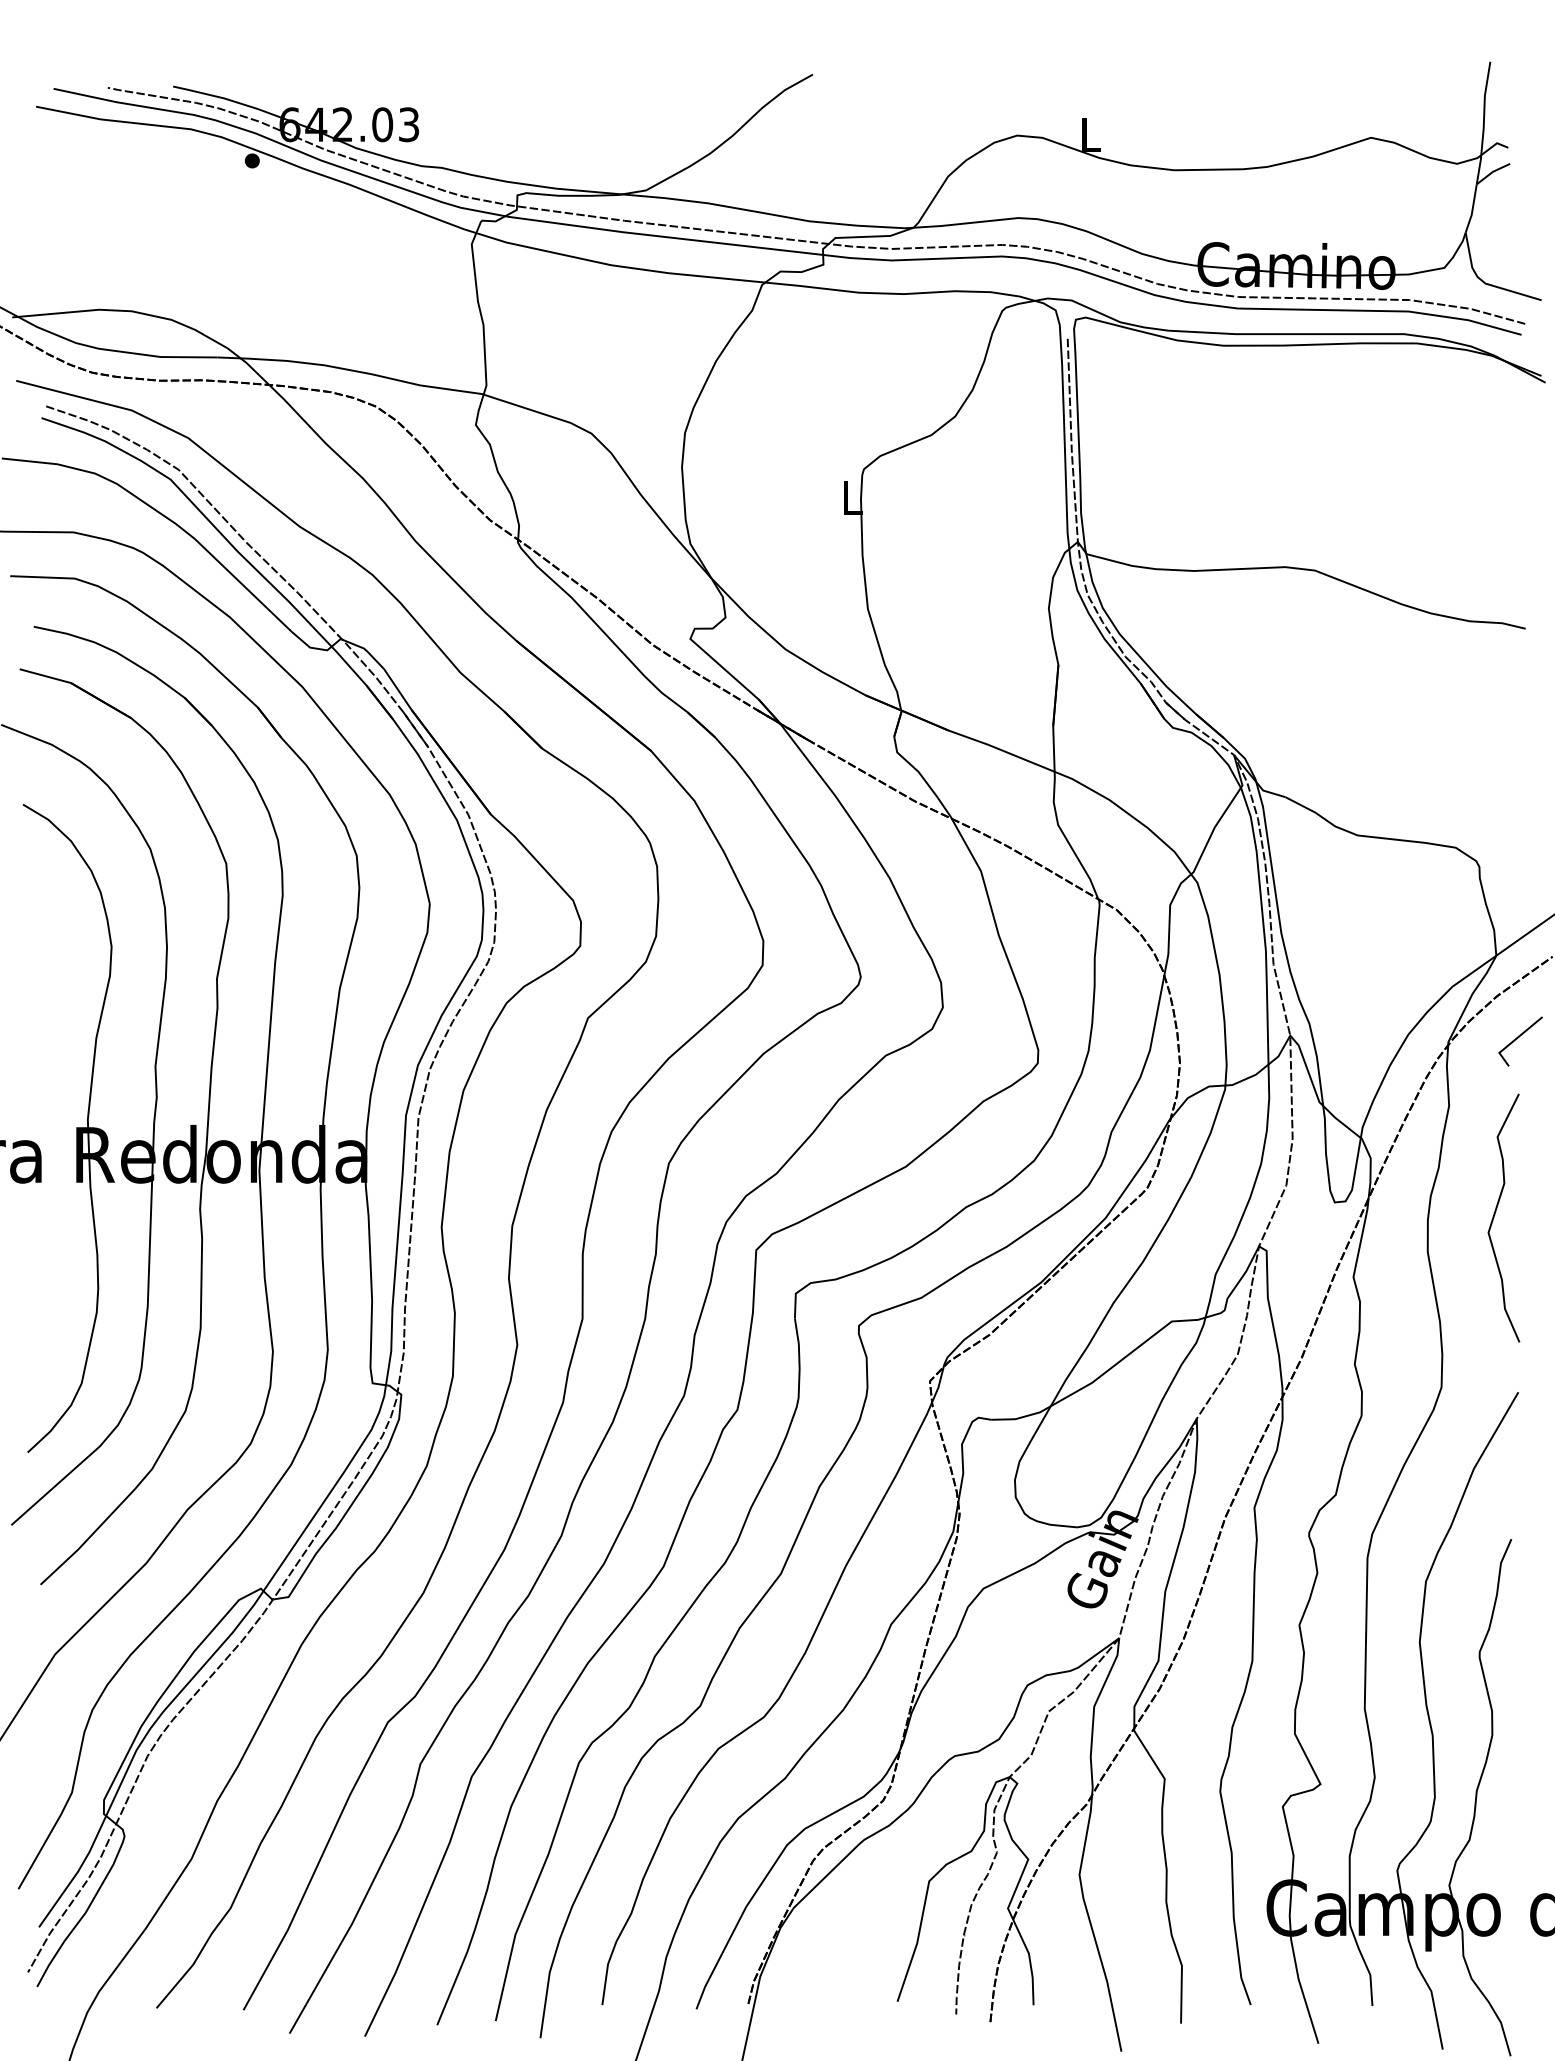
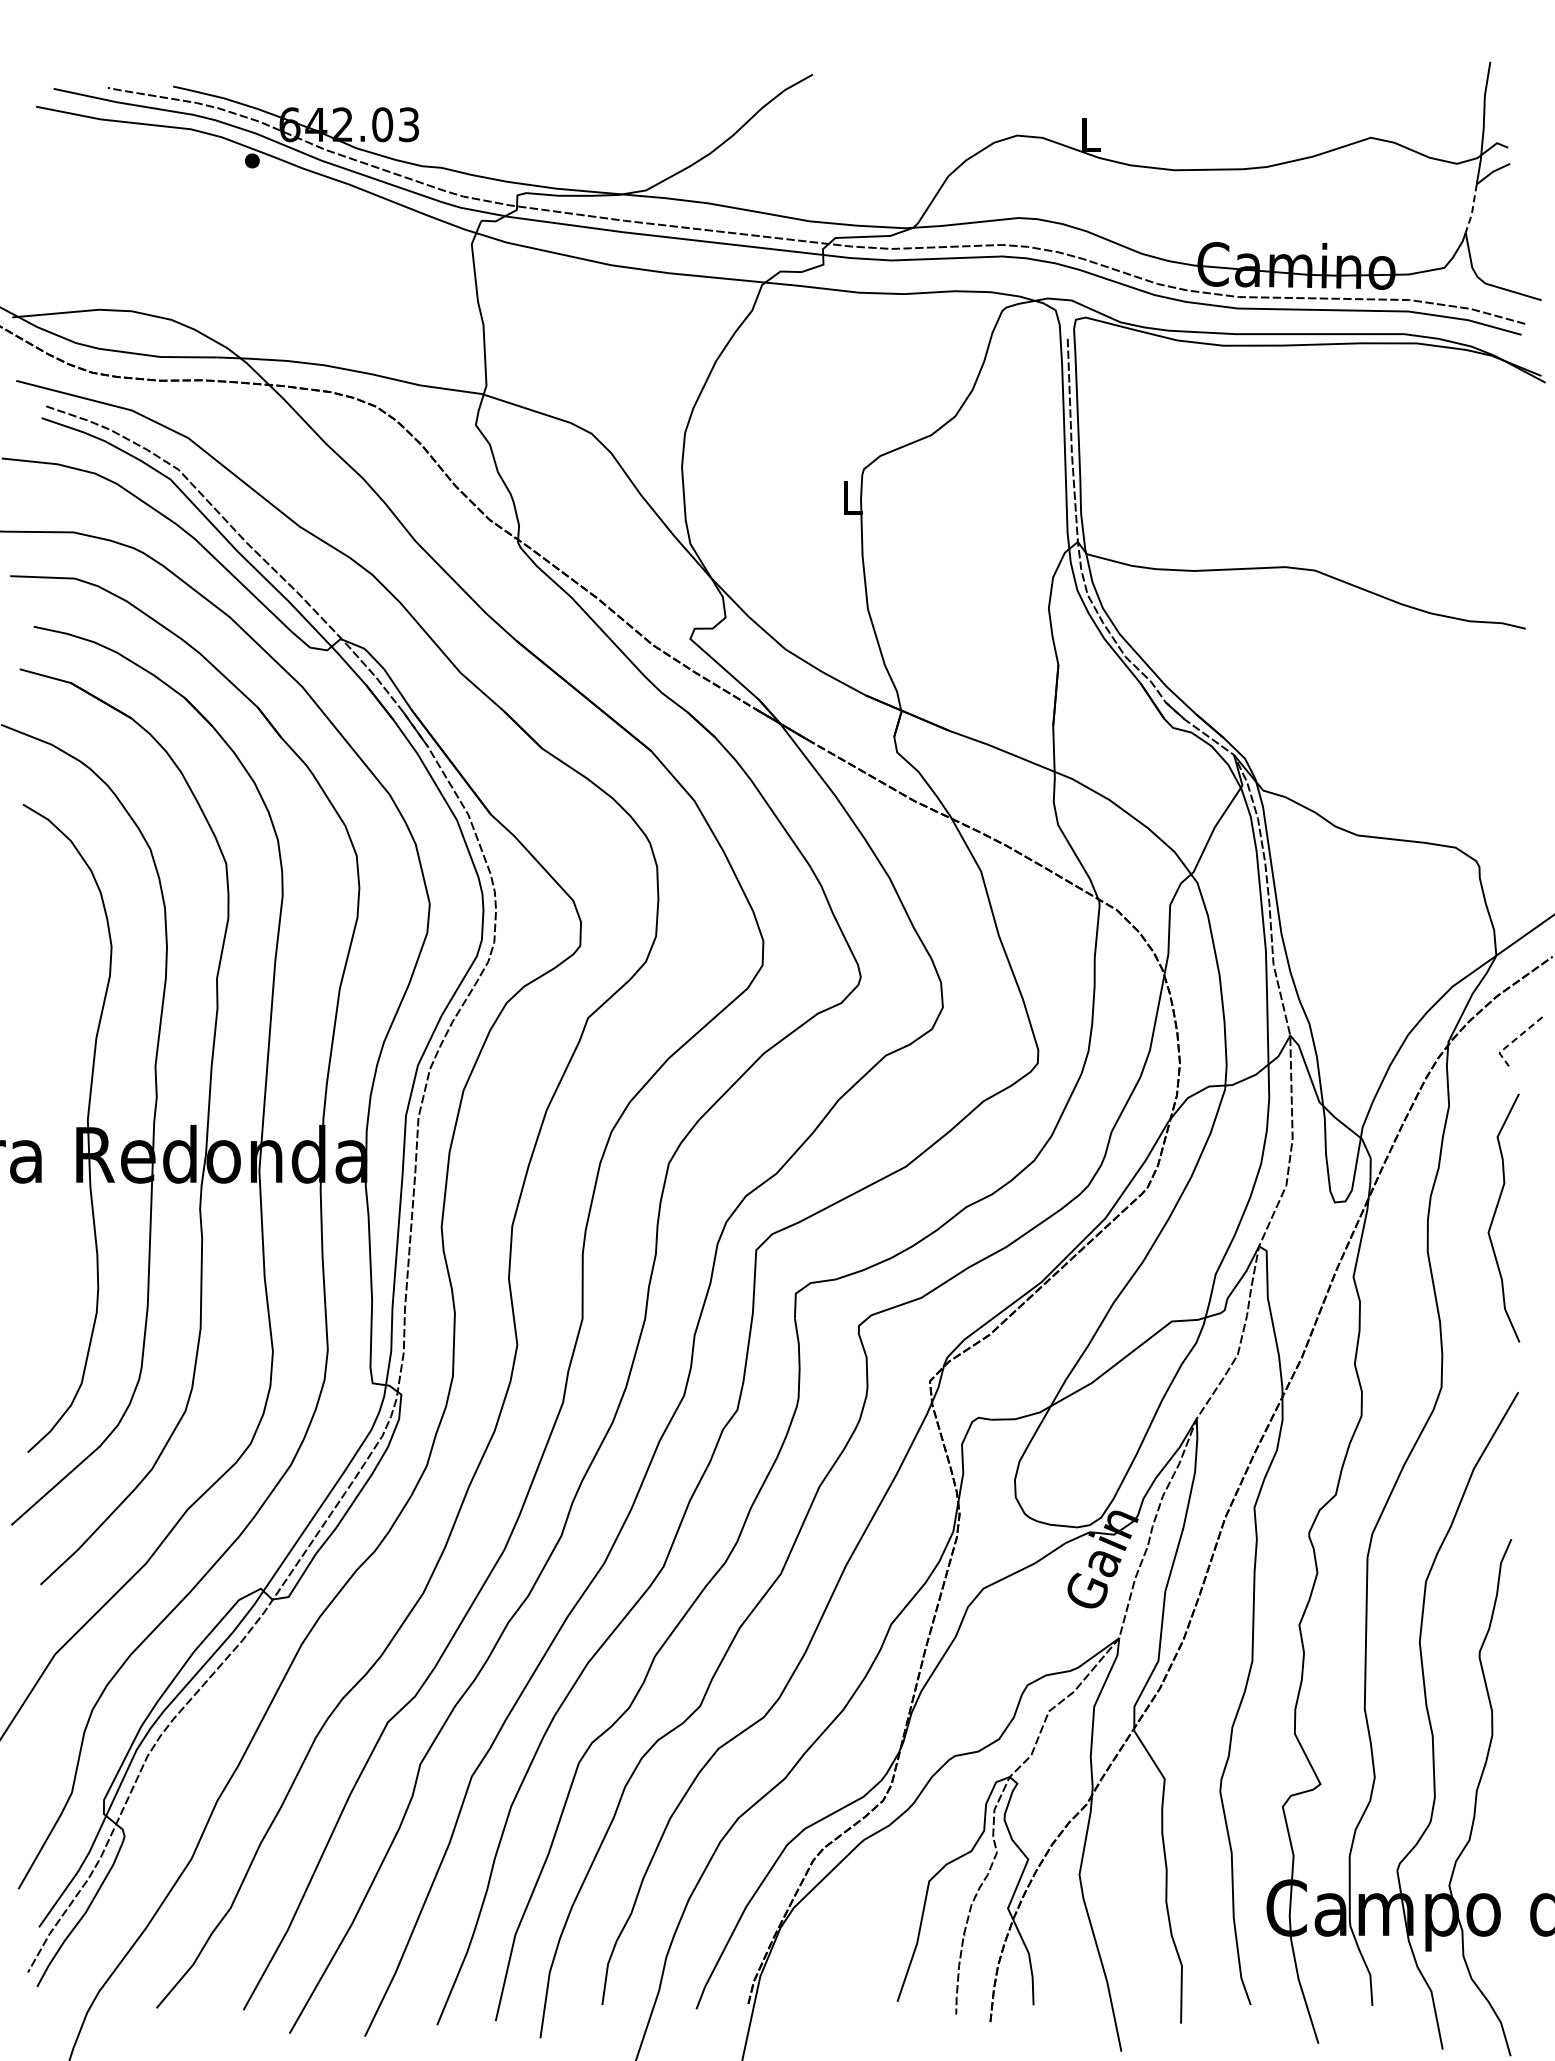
line: solid -> dashed (1472, 209)
line: solid -> dashed (1513, 1040)
